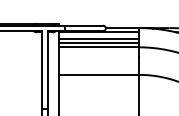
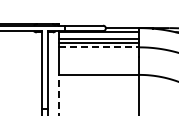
line: solid -> dashed (99, 47)
line: solid -> dashed (58, 94)
